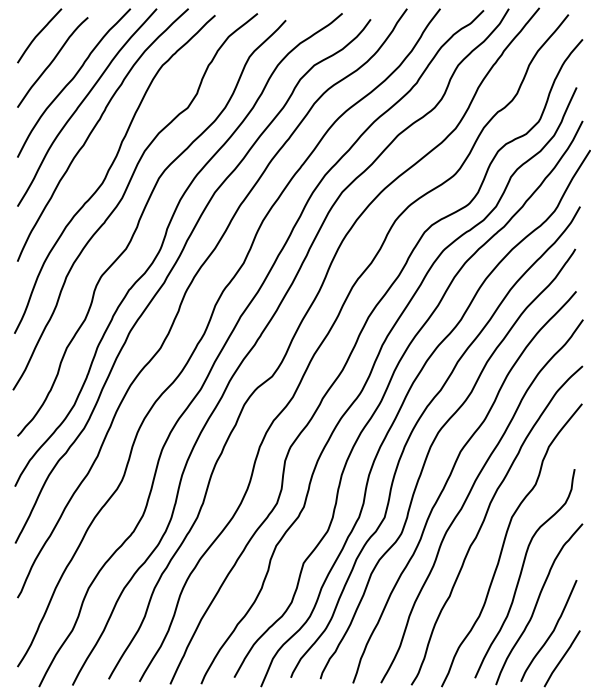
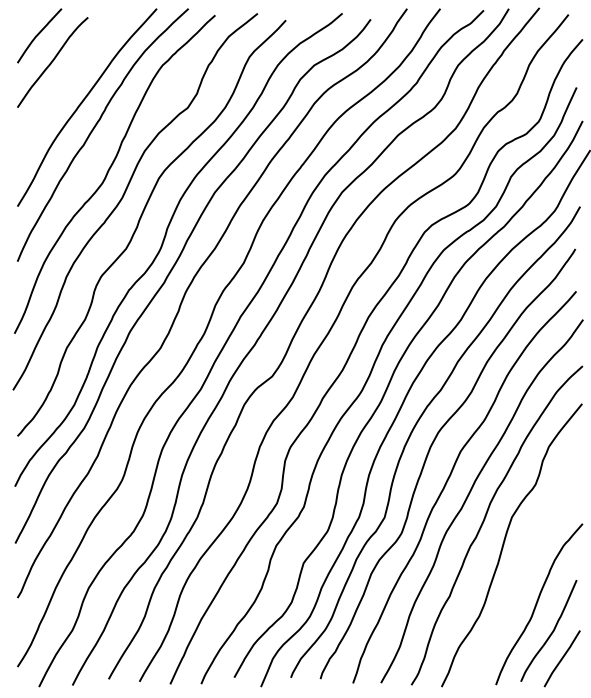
curve: present -> none (72, 80)
curve: present -> none (522, 571)
